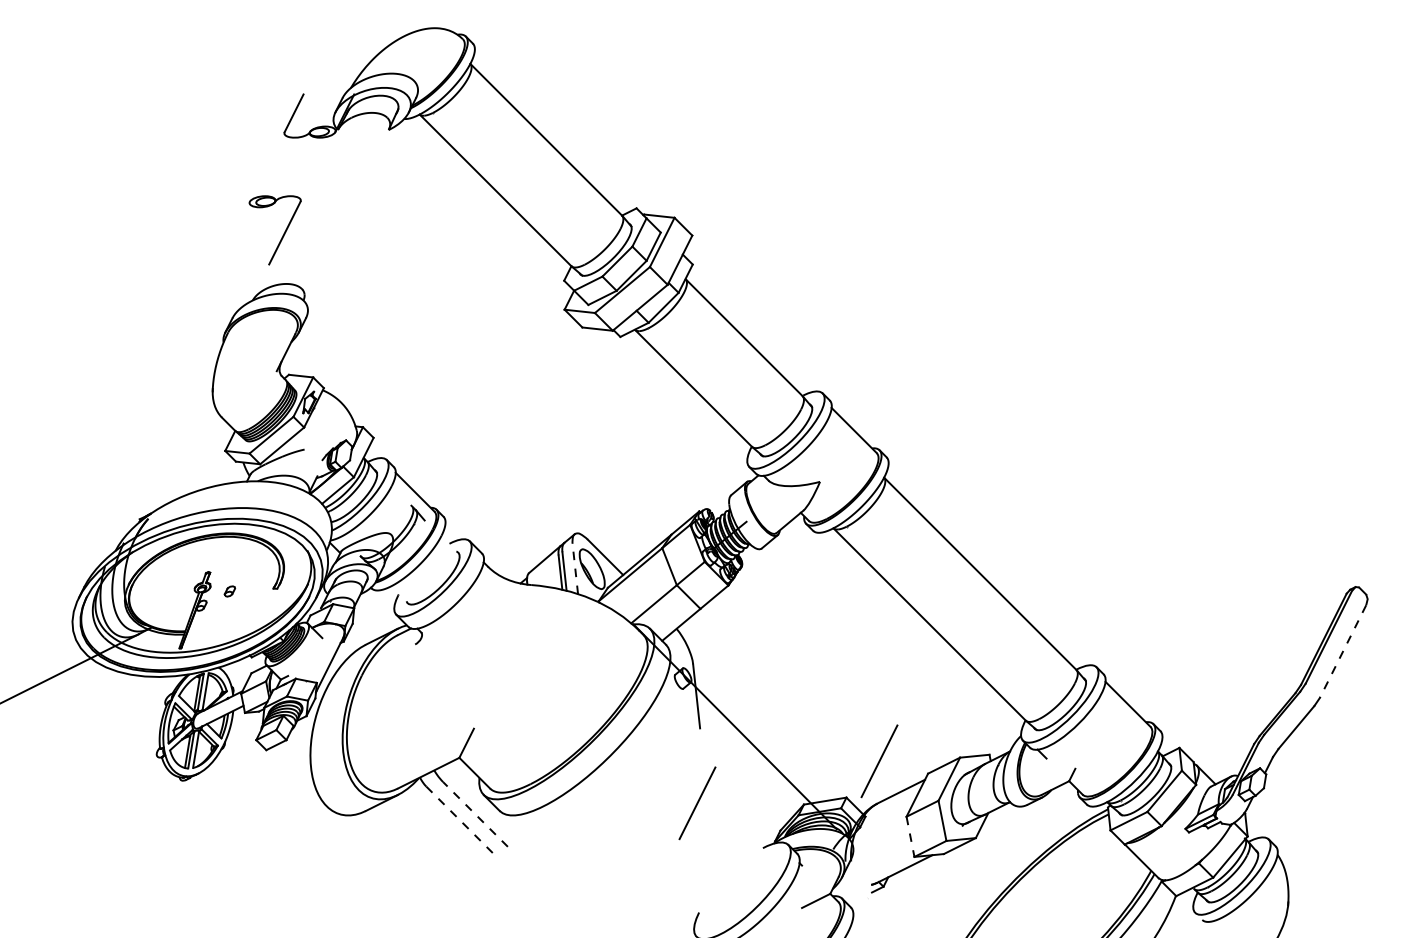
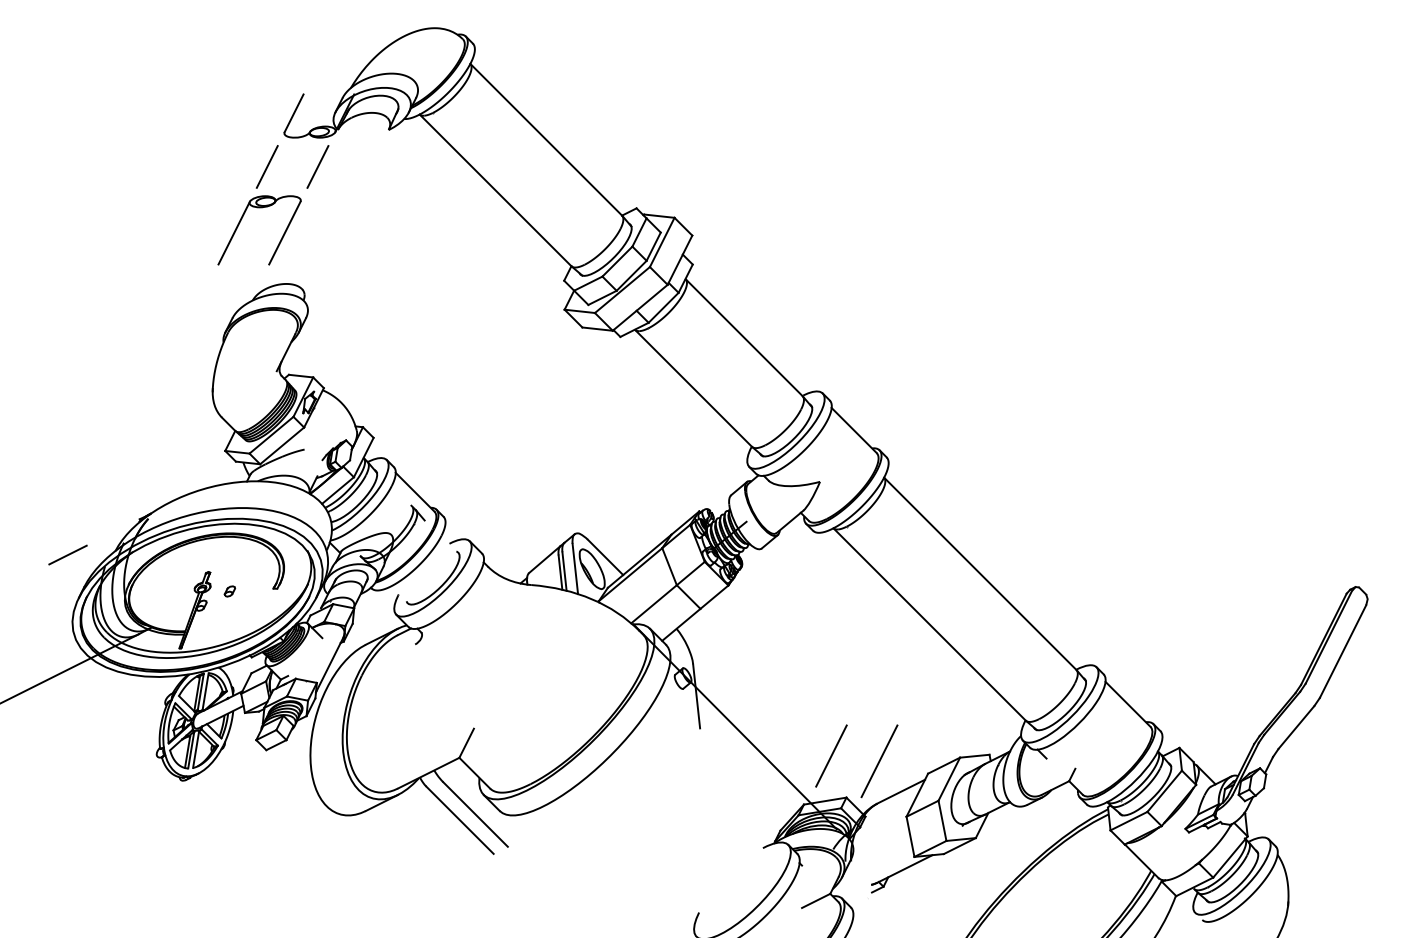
line: none -> present (266, 166)
line: none -> present (317, 166)
line: none -> present (233, 232)
line: none -> present (67, 554)
line: dashed -> solid (575, 568)
line: dashed -> solid (1343, 651)
line: none -> present (831, 755)
line: present -> none (697, 803)
line: dashed -> solid (475, 814)
line: dashed -> solid (460, 820)
line: dashed -> solid (910, 837)
